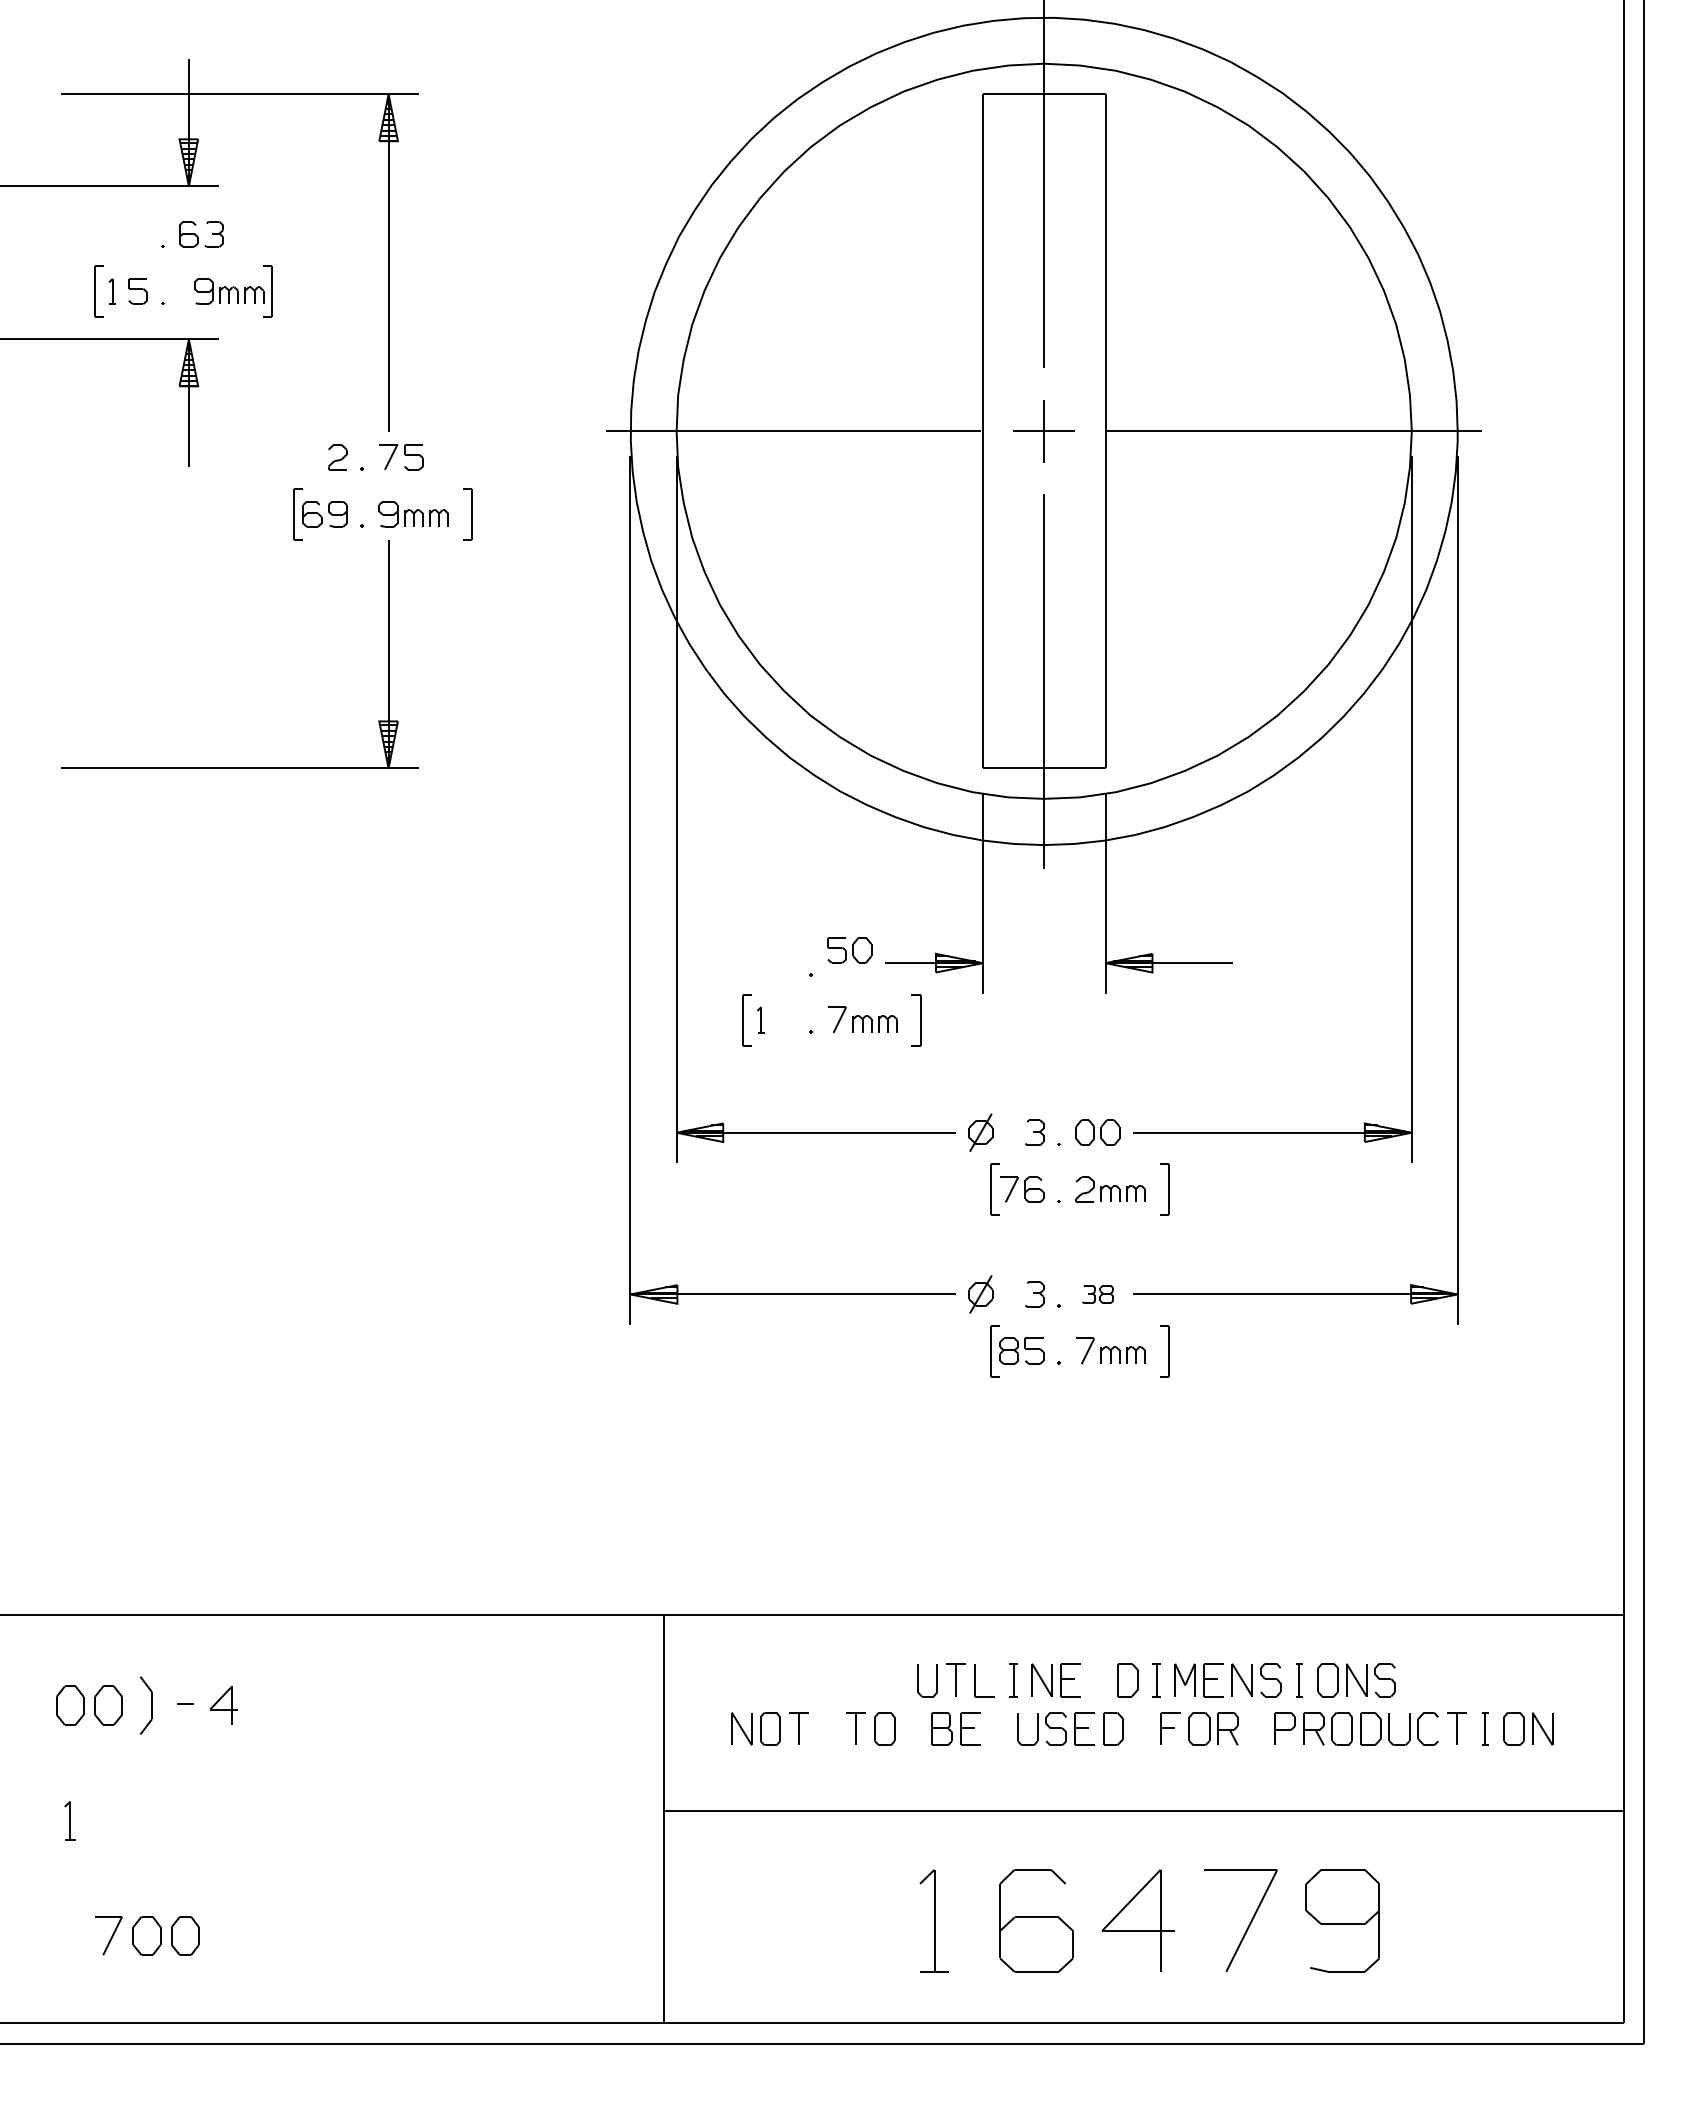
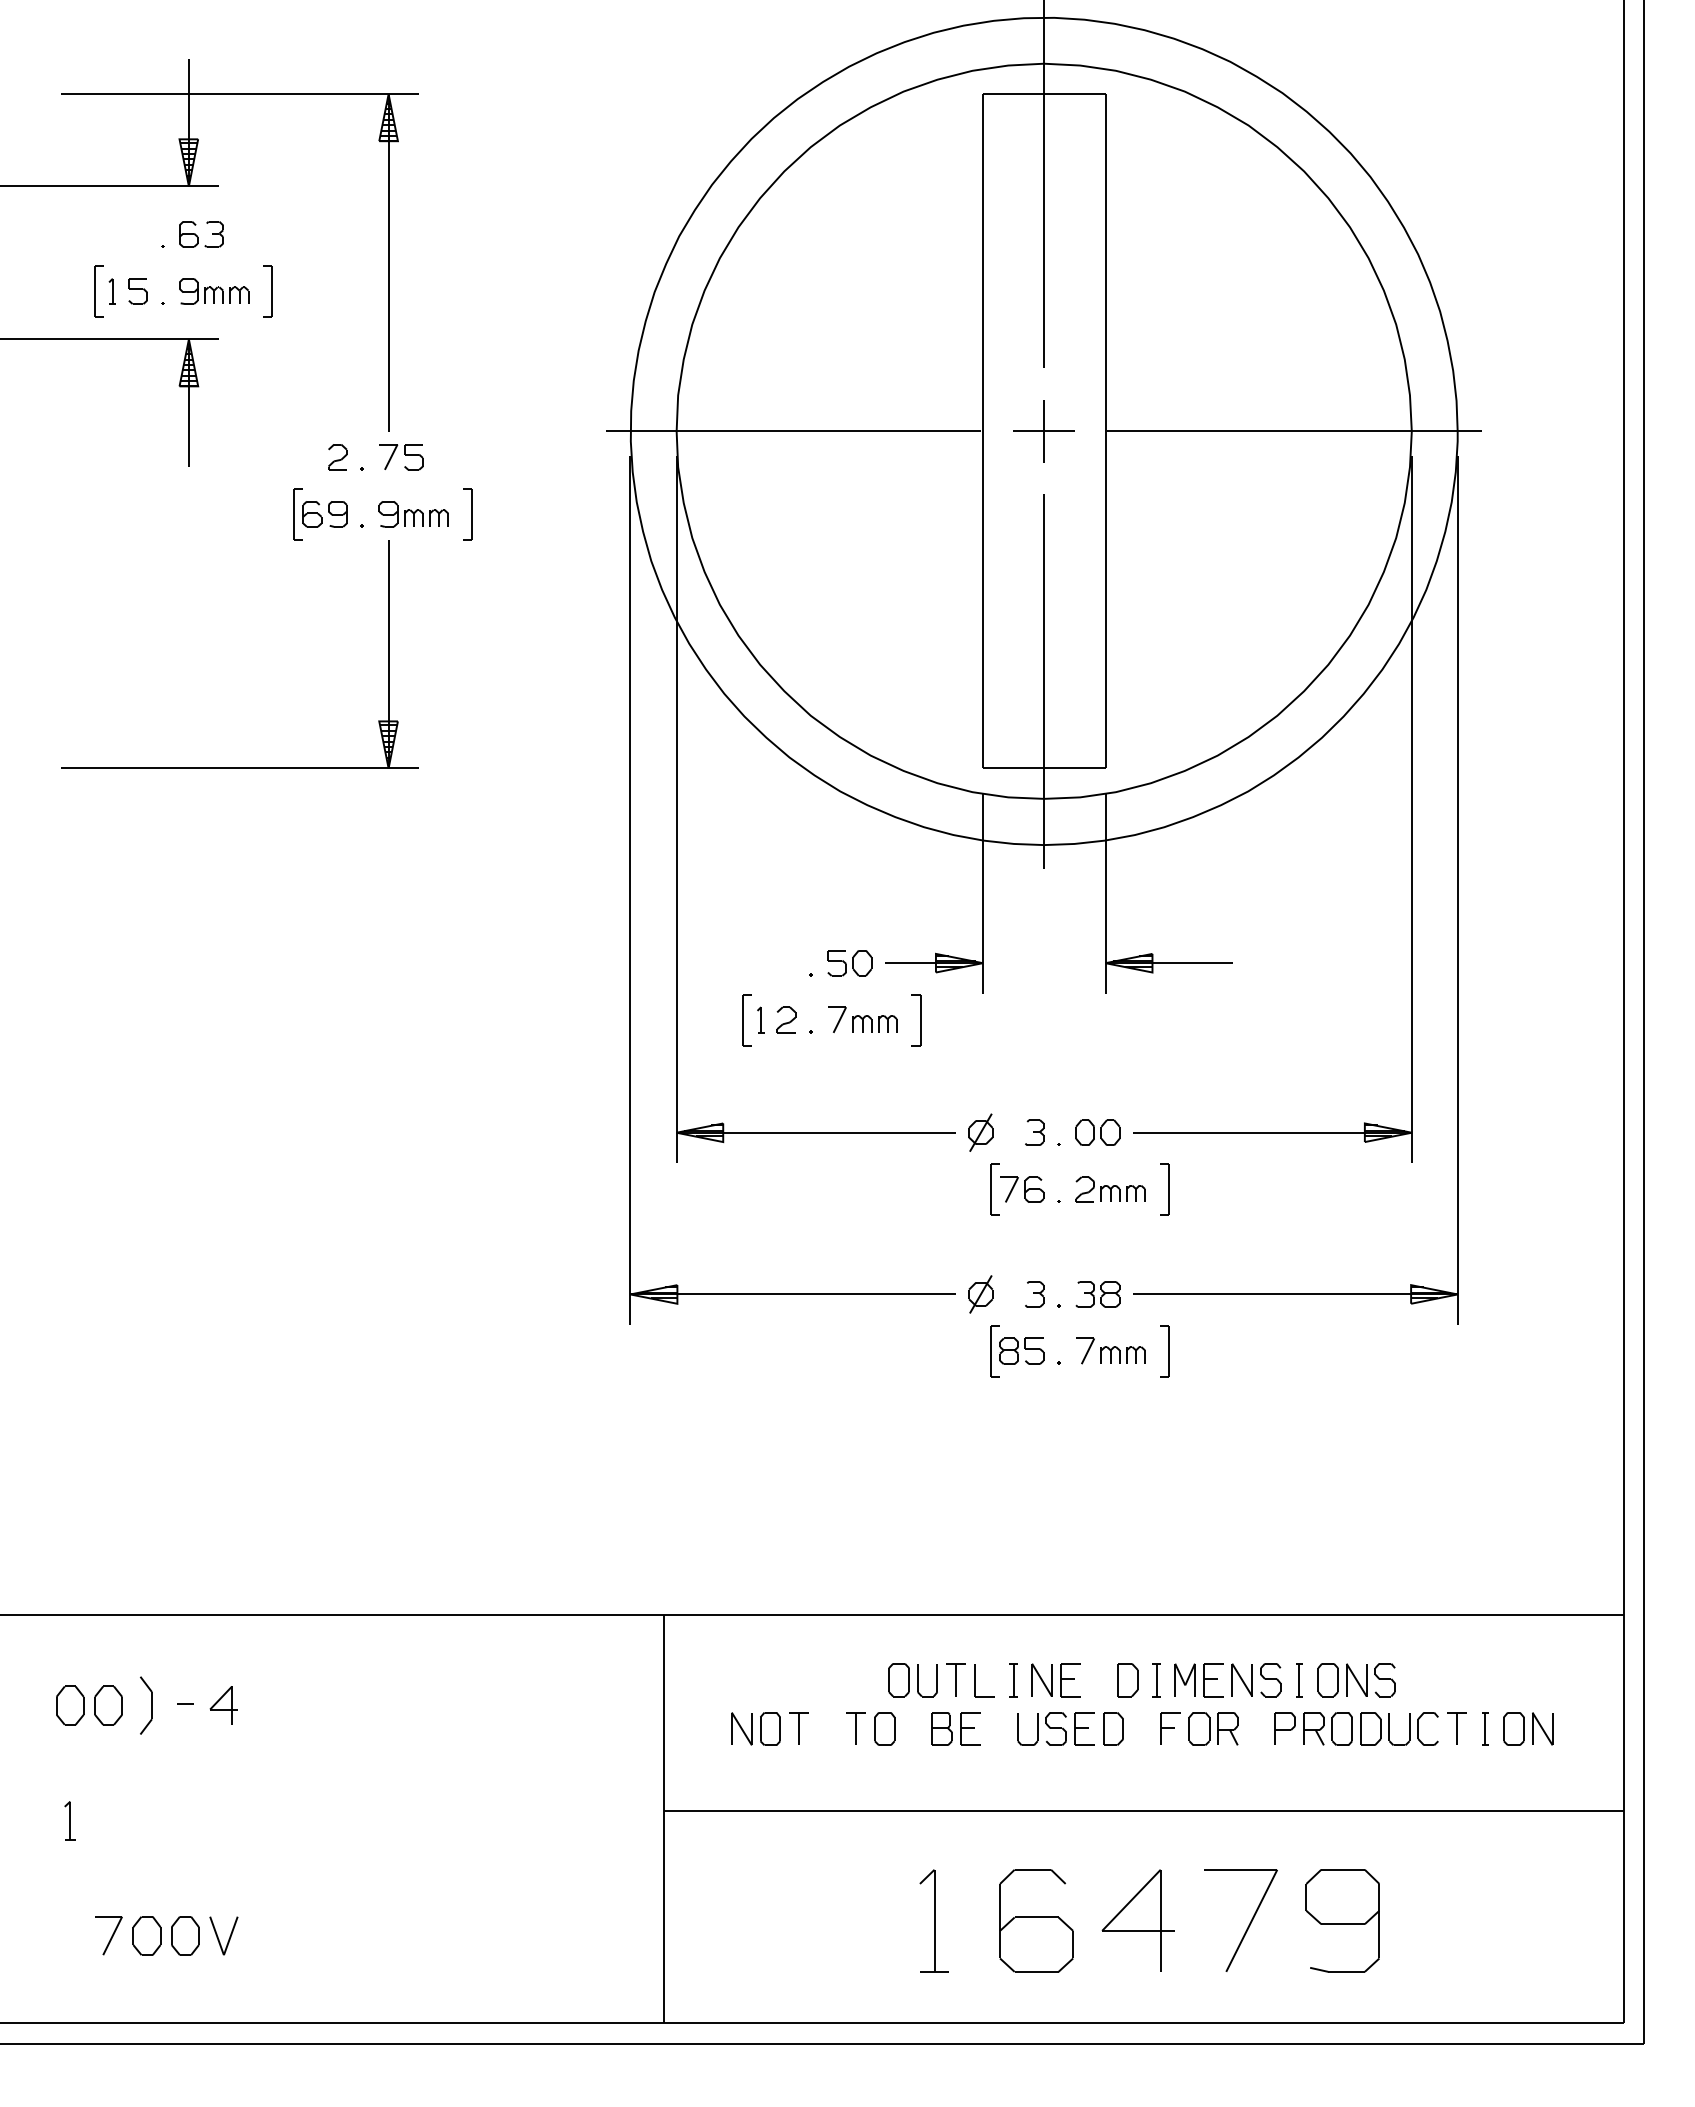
part position: (229, 291) -> (214, 291) (214, 291)
part position: (849, 950) -> (849, 963) (849, 963)
part: none -> present (786, 1019)
part size: 32x19 px -> 46x27 px (1097, 1294)
part: none -> present (898, 1680)
part: none -> present (223, 1935)
